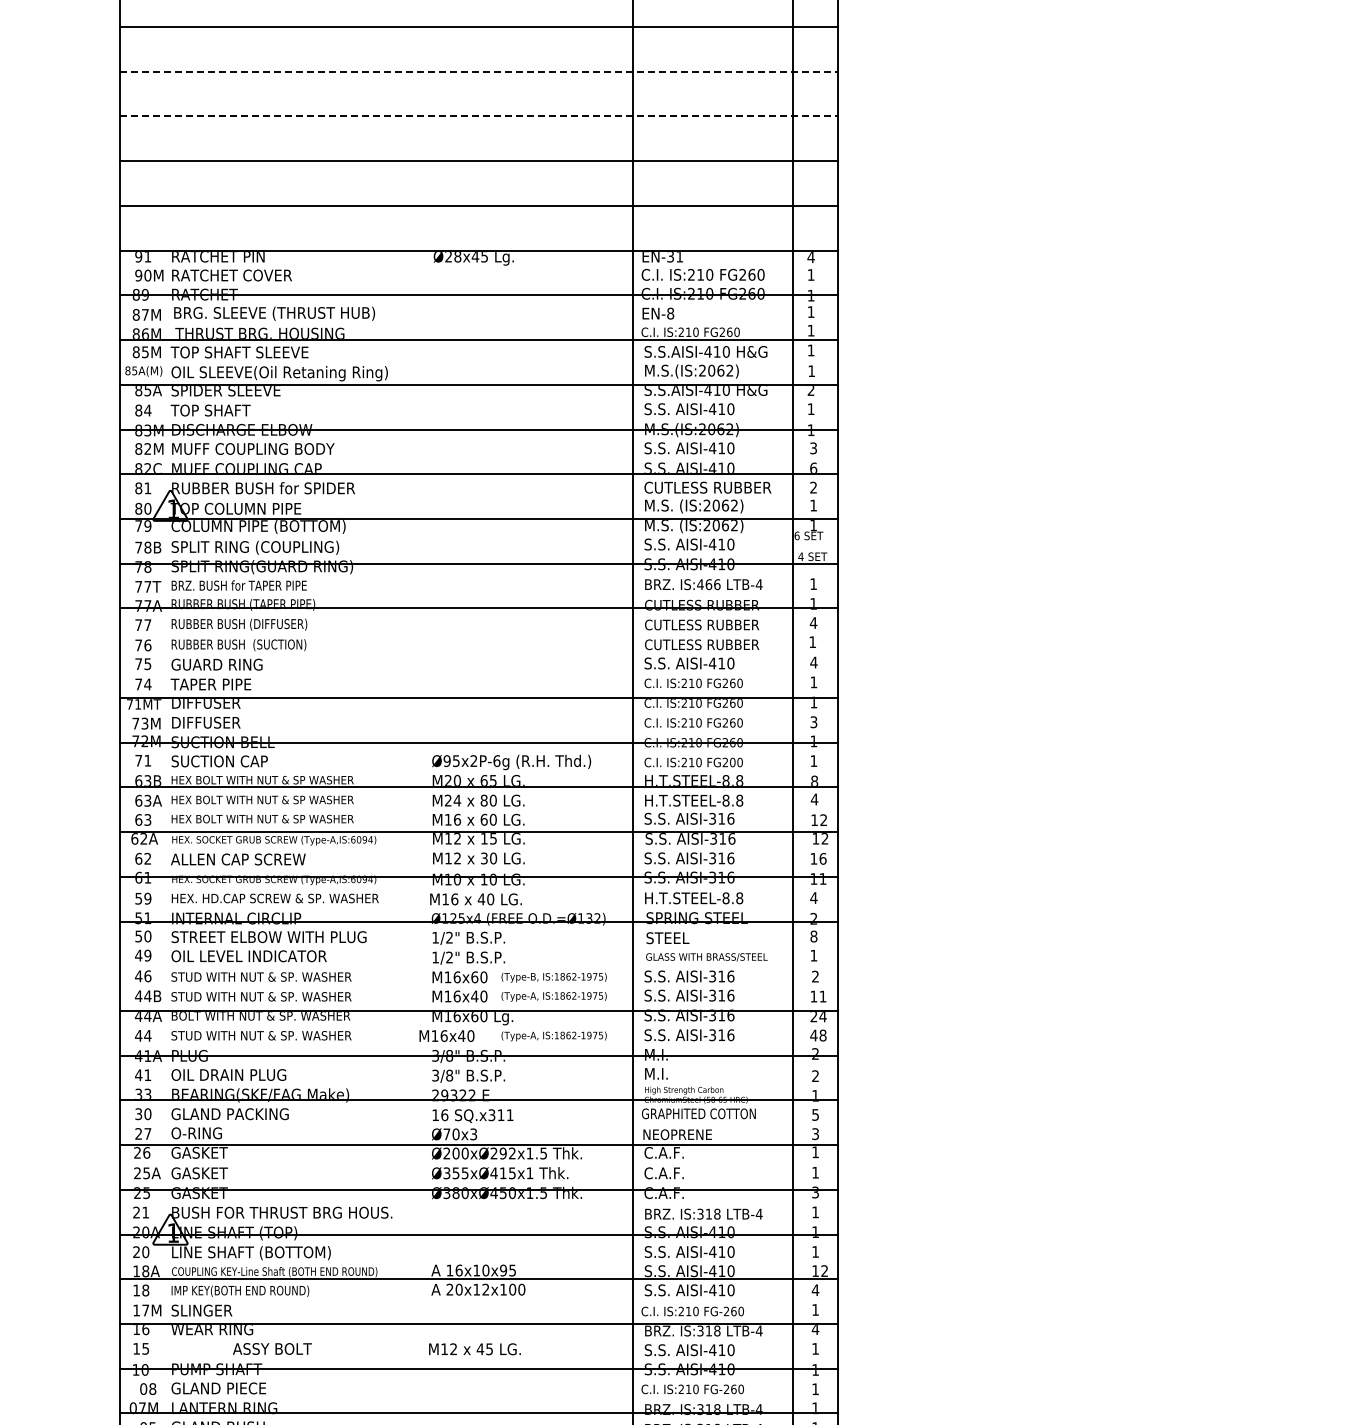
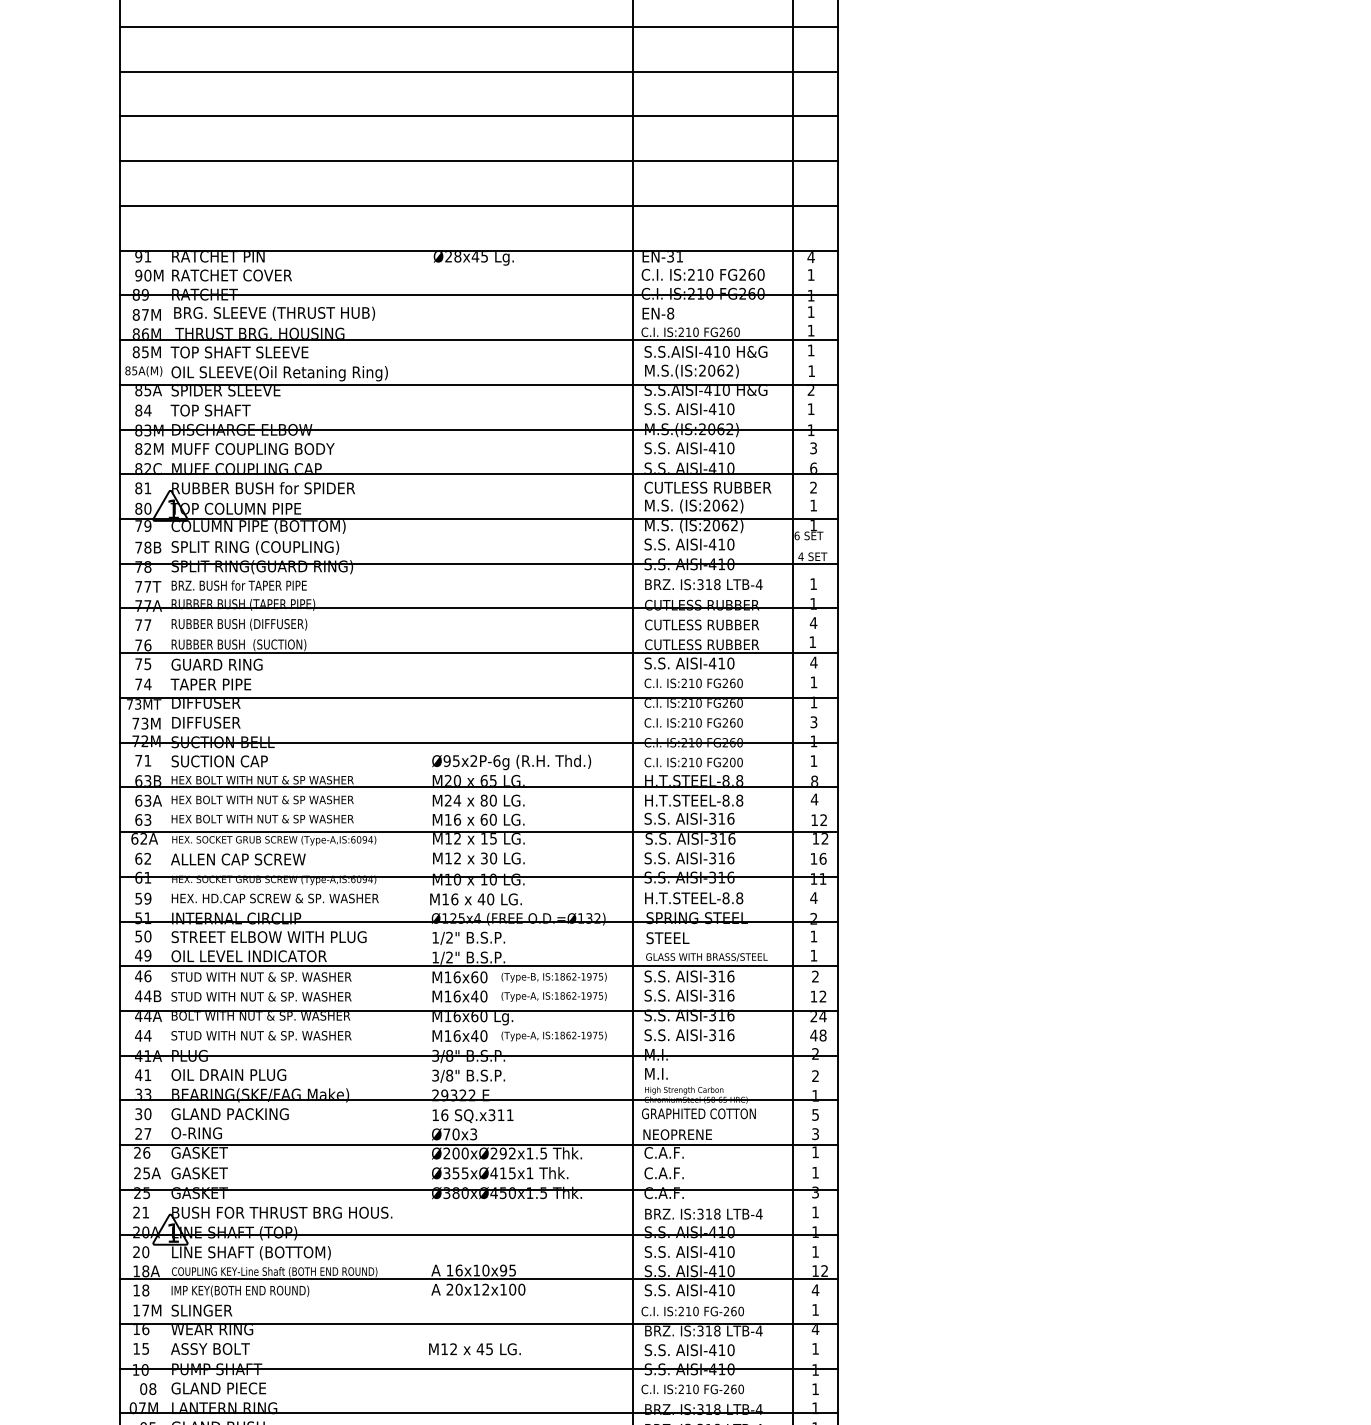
line: dashed -> solid (479, 71)
line: dashed -> solid (479, 116)
text: IS:466 -> IS:318 (708, 584)
line: none -> present (478, 653)
text: 71MT -> 73MT (138, 704)
text: 8 -> 1 (813, 936)
line: none -> present (478, 966)
text: 11 -> 12 (822, 996)
text position: (446, 1035) -> (459, 1035) (459, 1035)
text position: (272, 1348) -> (210, 1348) (210, 1348)
